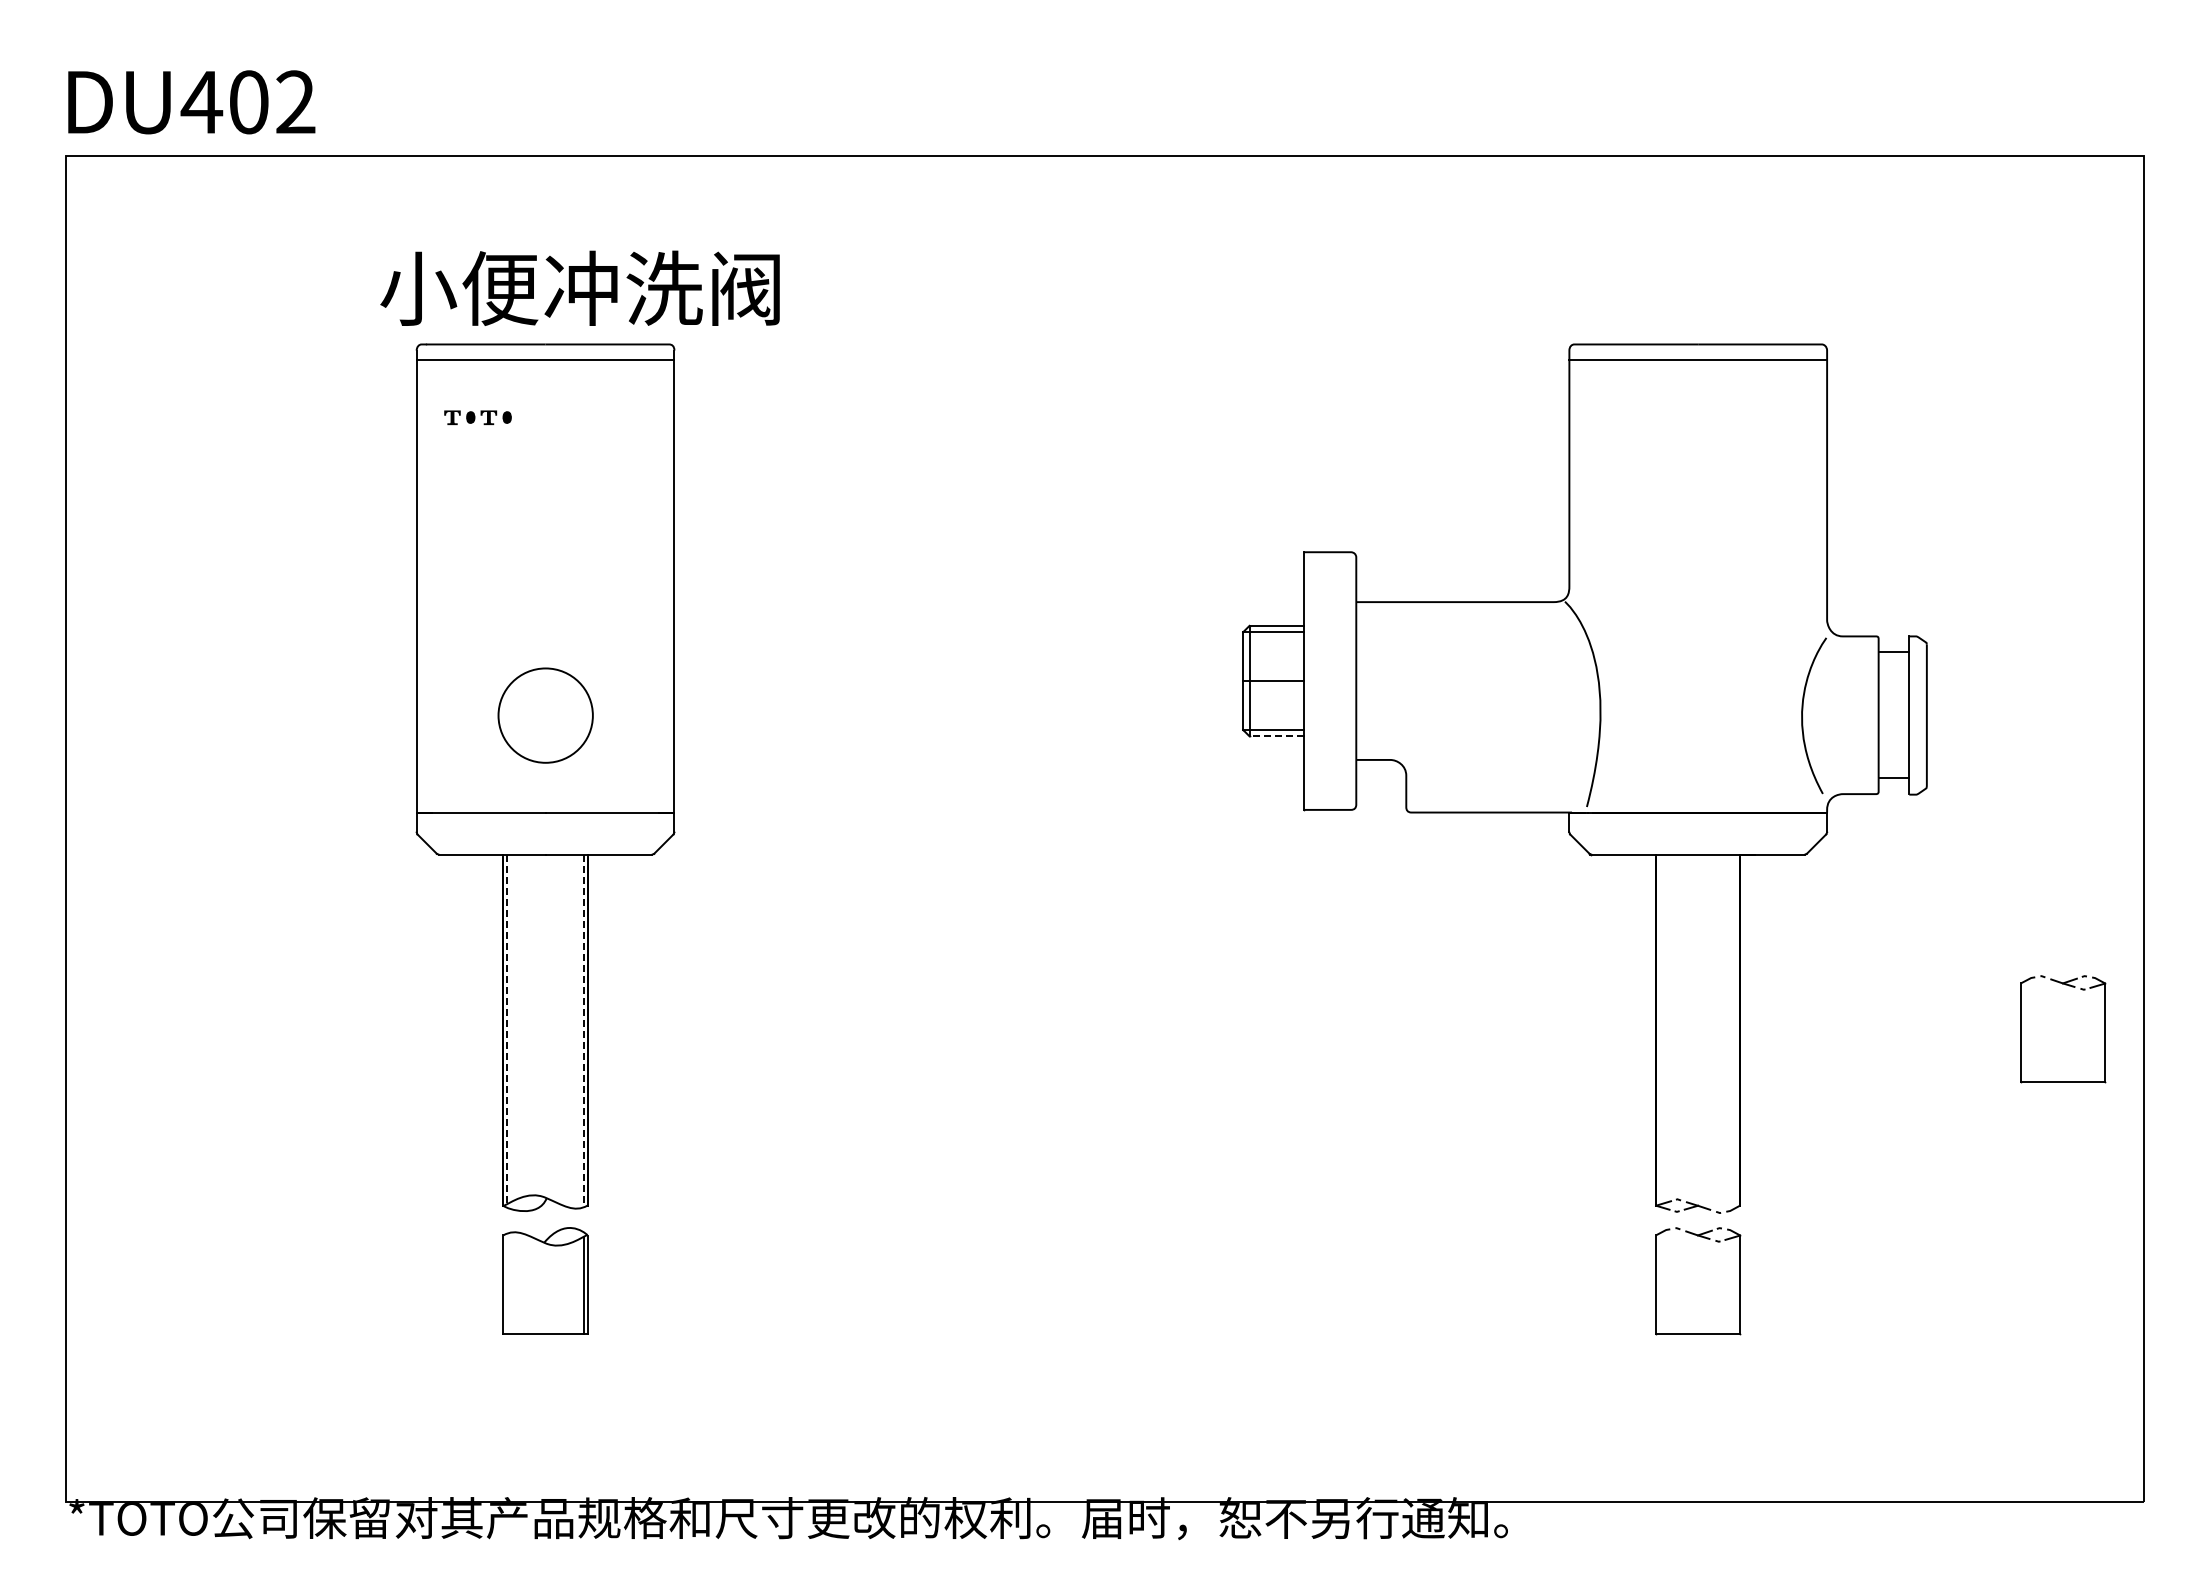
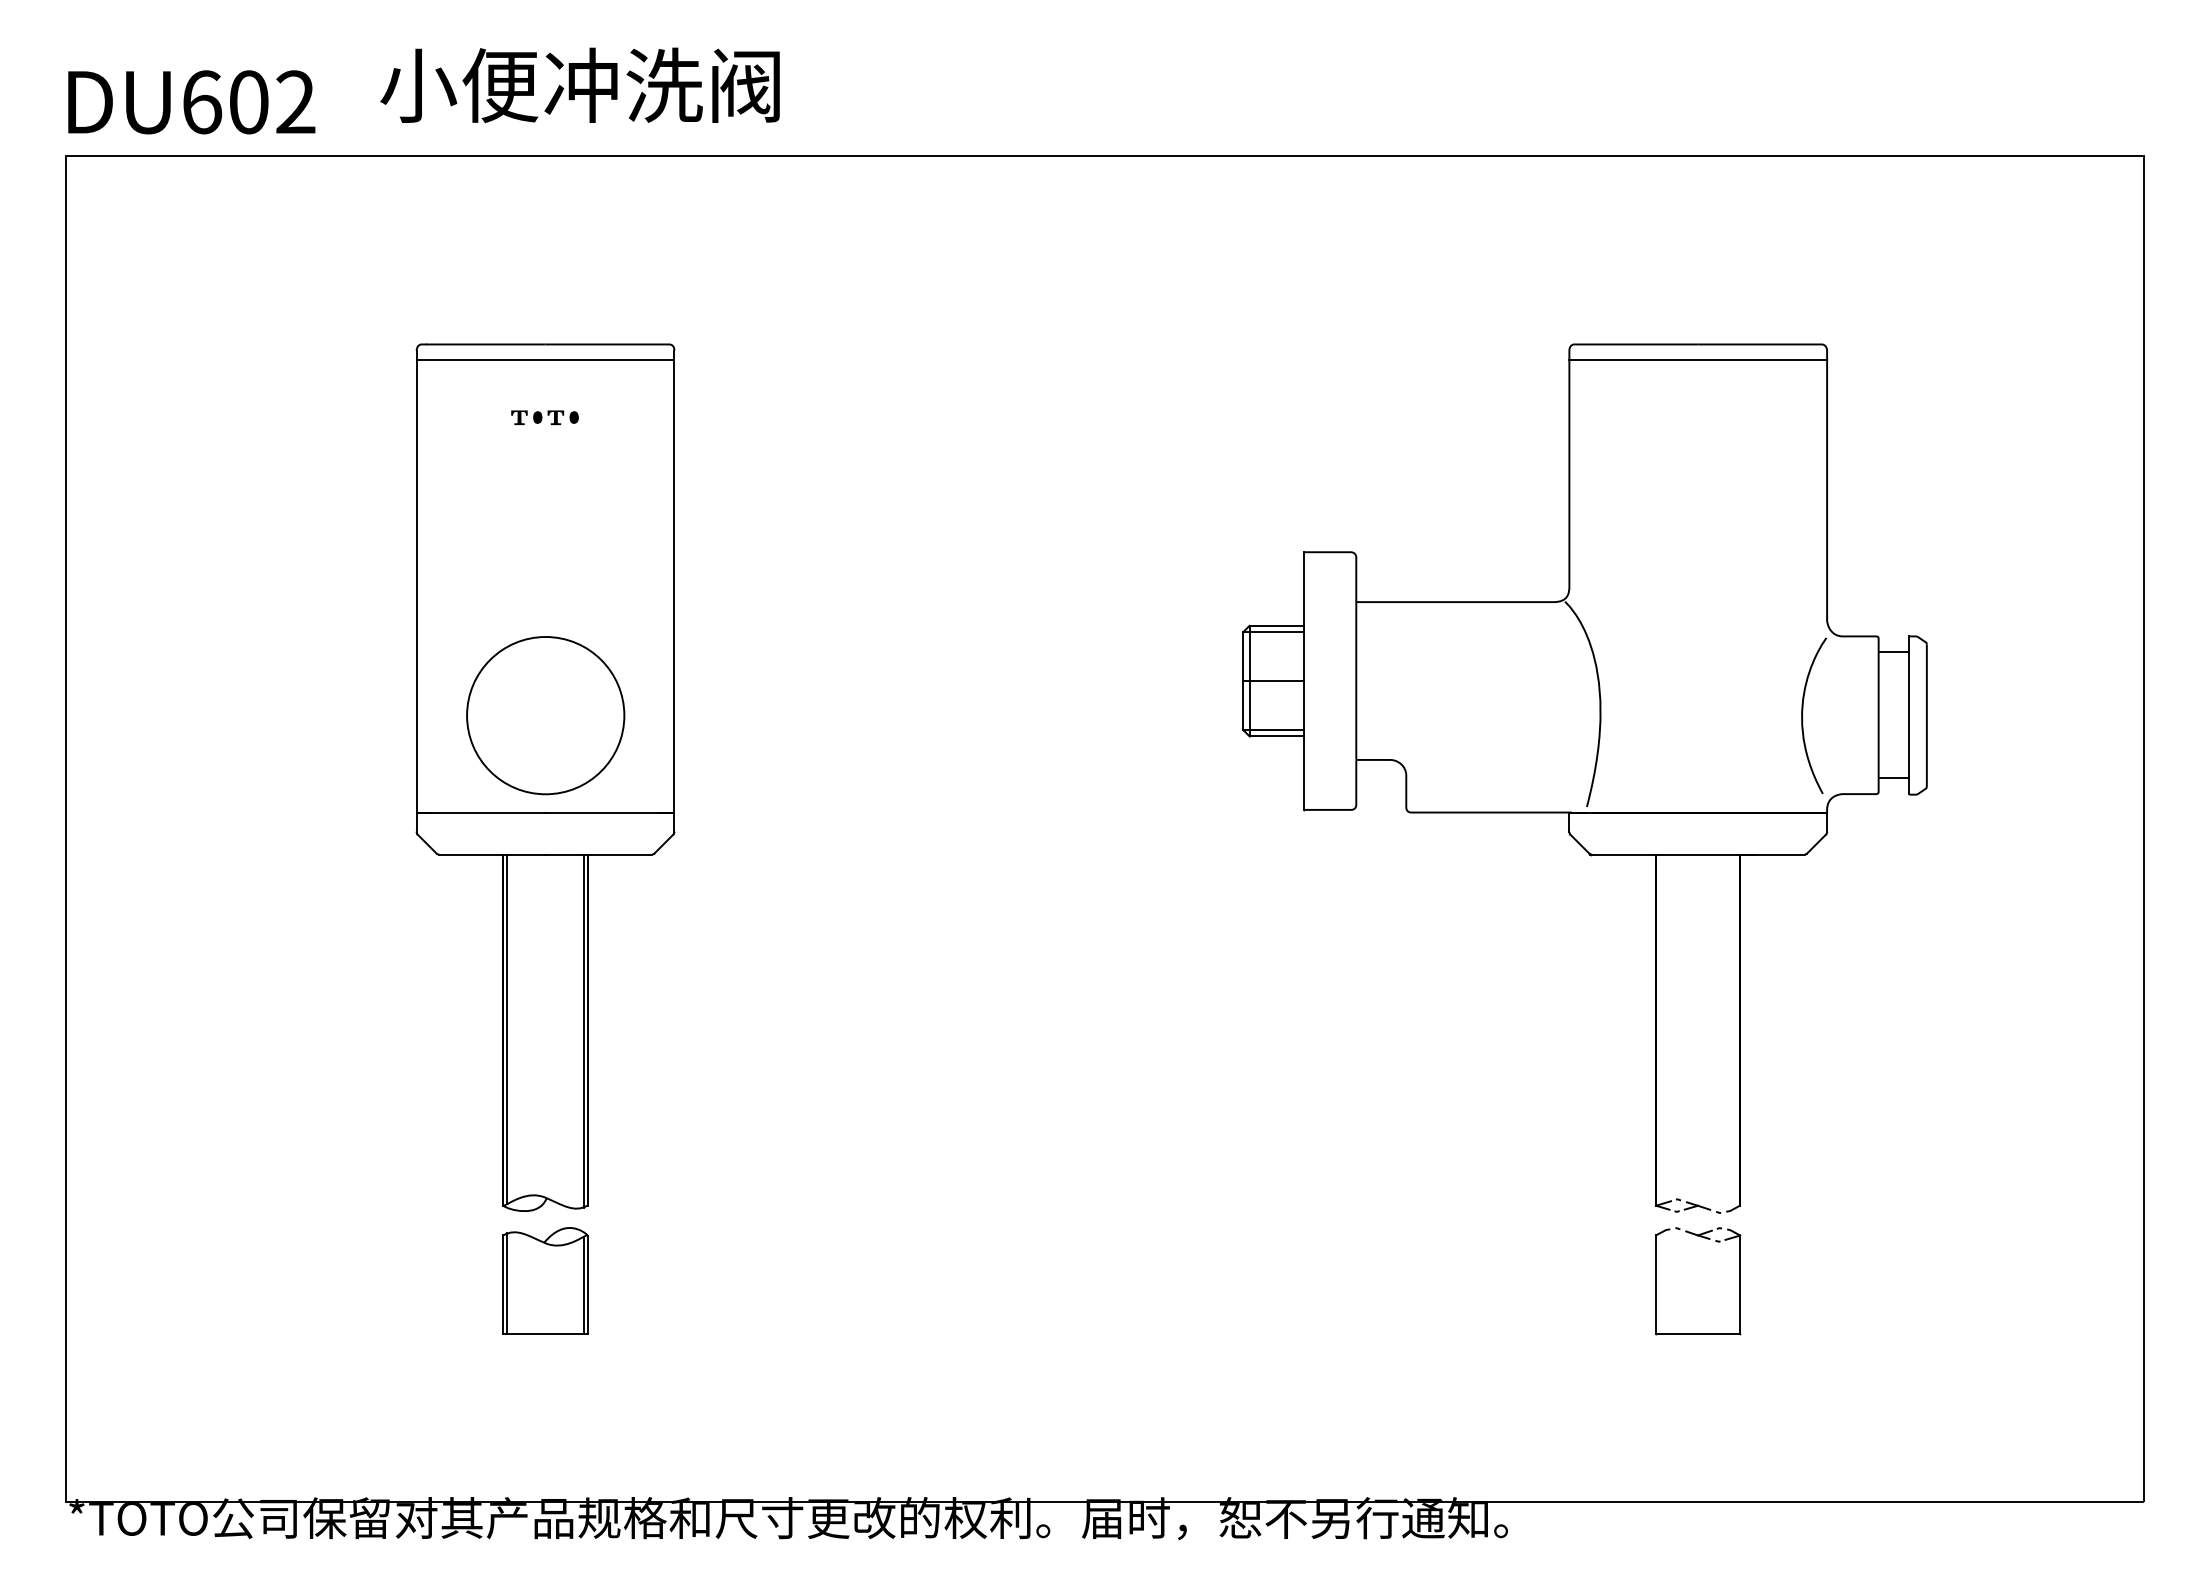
text: DU402 -> DU602 (201, 102)
text position: (579, 287) -> (579, 84) (579, 84)
part position: (477, 417) -> (544, 417) (544, 417)
circle diameter: 94 px -> 157 px (545, 715)
line: dashed -> solid (1276, 736)
line: dashed -> solid (507, 1029)
part: present -> none (2104, 1029)
line: dashed -> solid (583, 1031)
line: none -> present (507, 1283)
